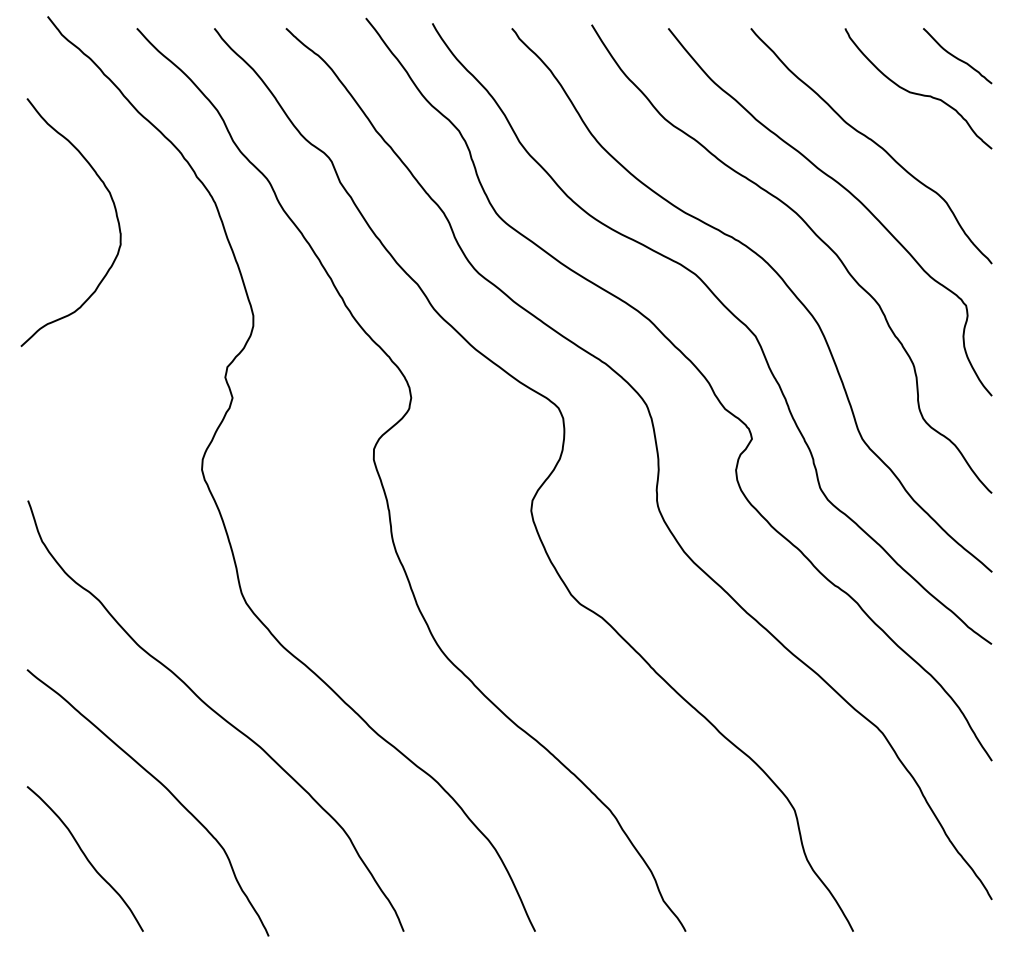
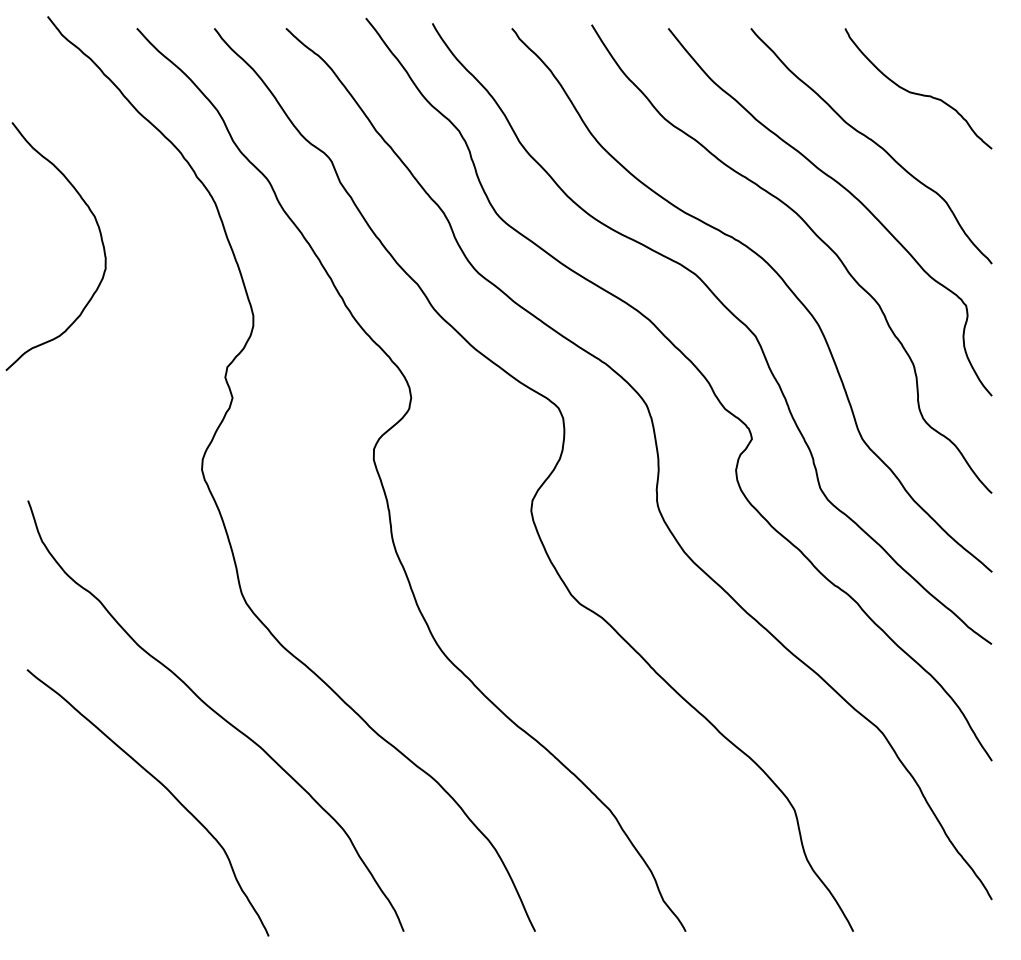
curve: present -> none (956, 56)
curve position: (115, 214) -> (100, 238) (100, 238)
curve: present -> none (85, 858)
